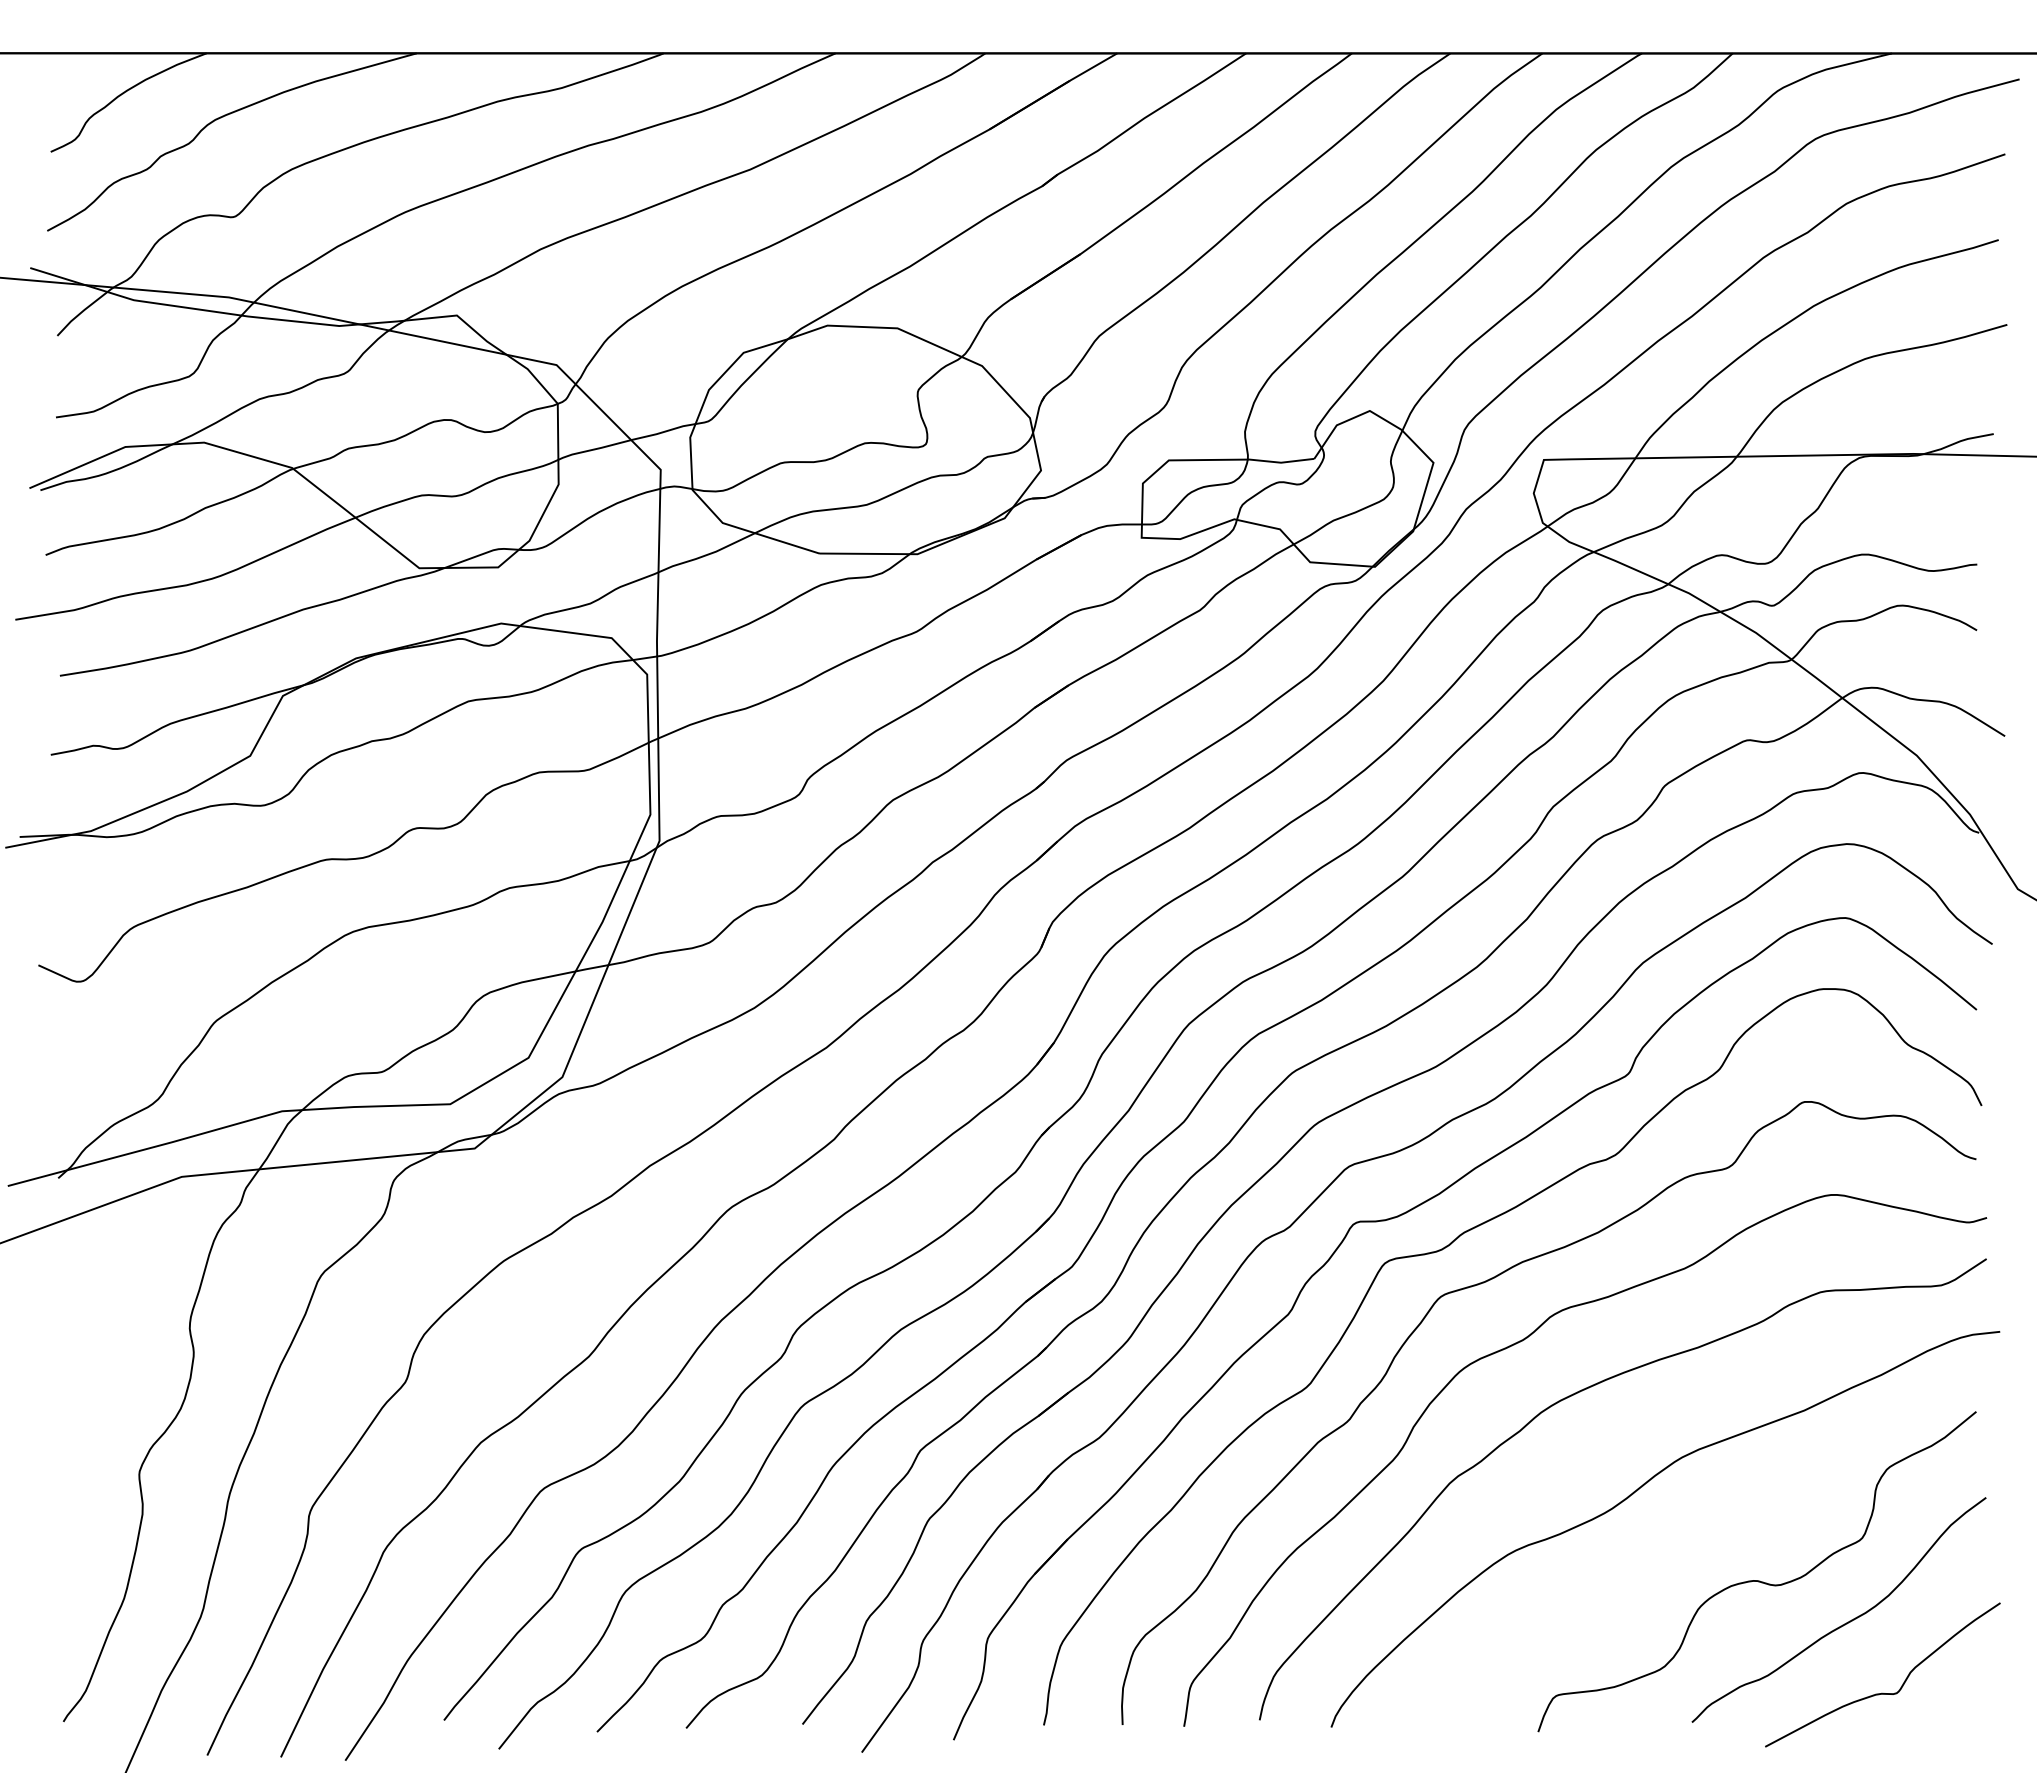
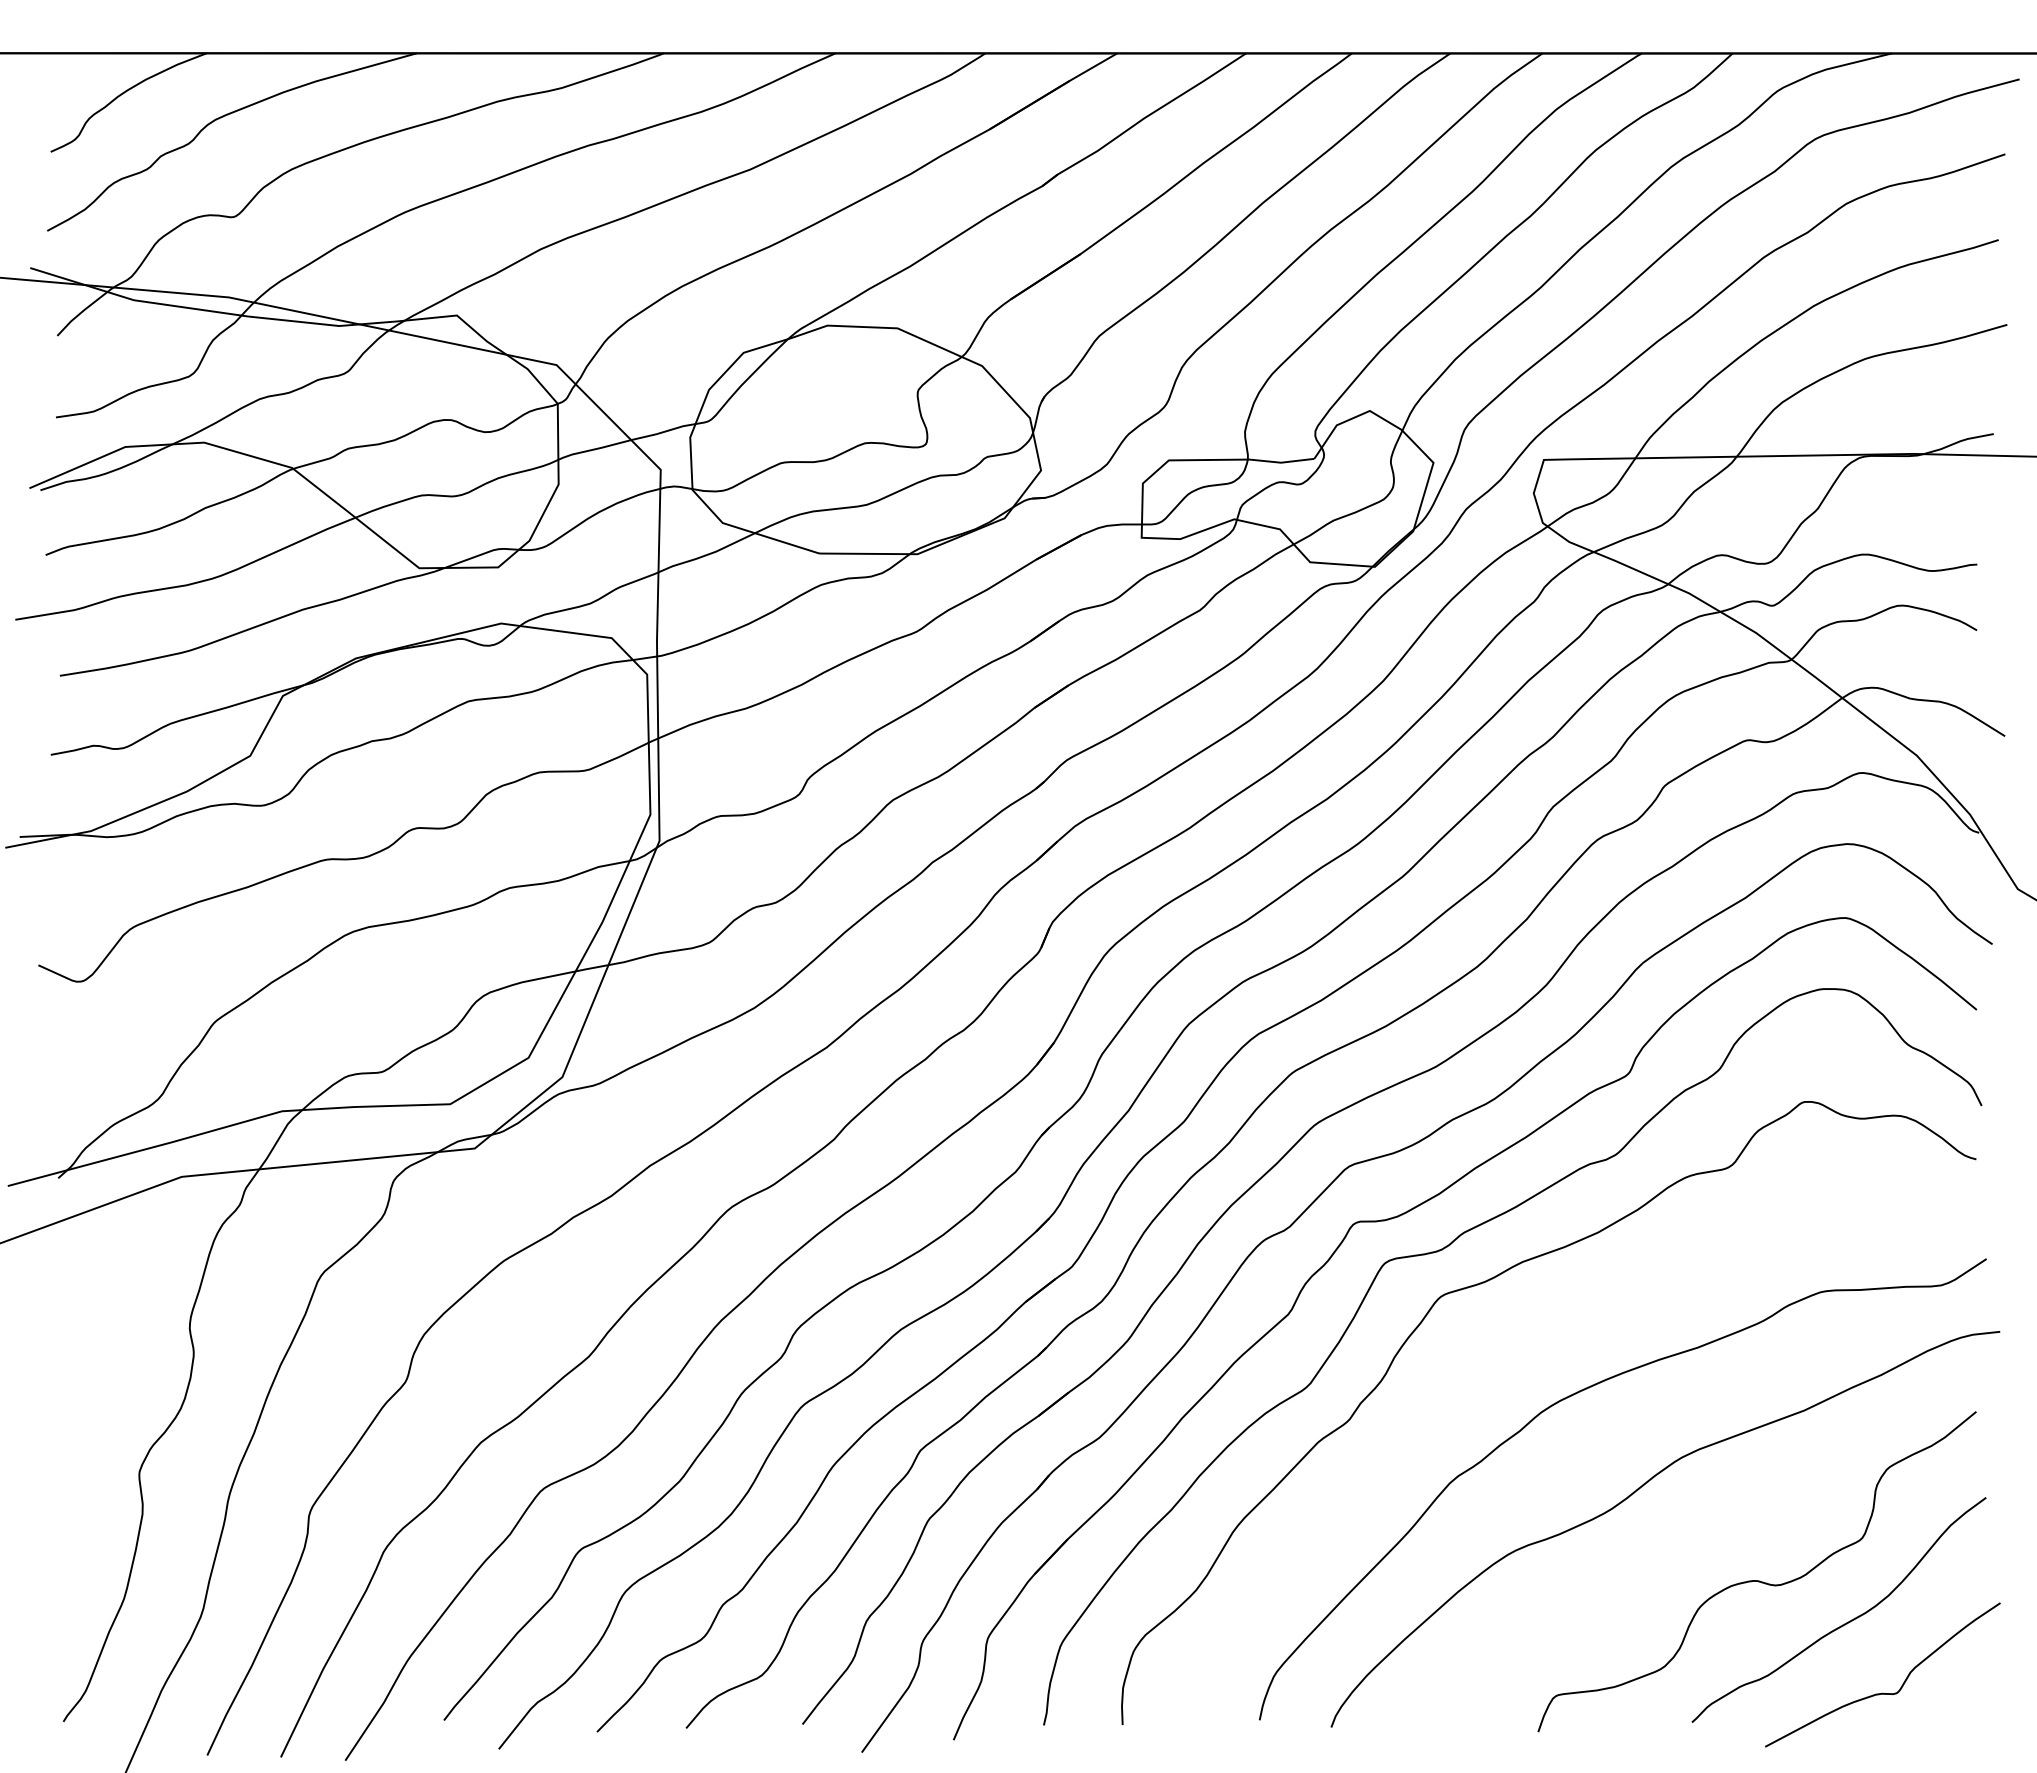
curve: present -> none (1524, 1340)
